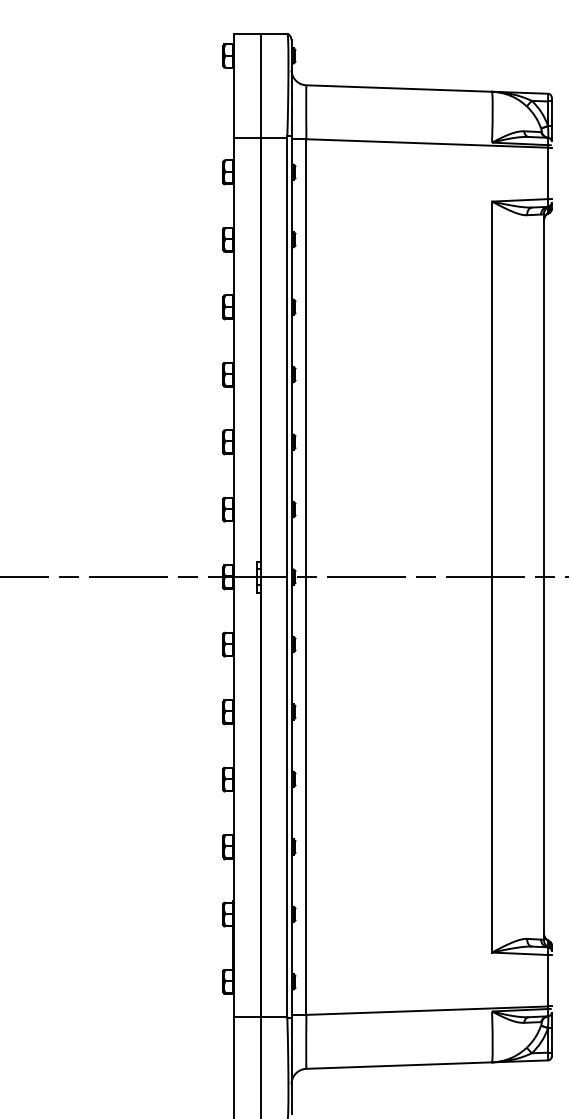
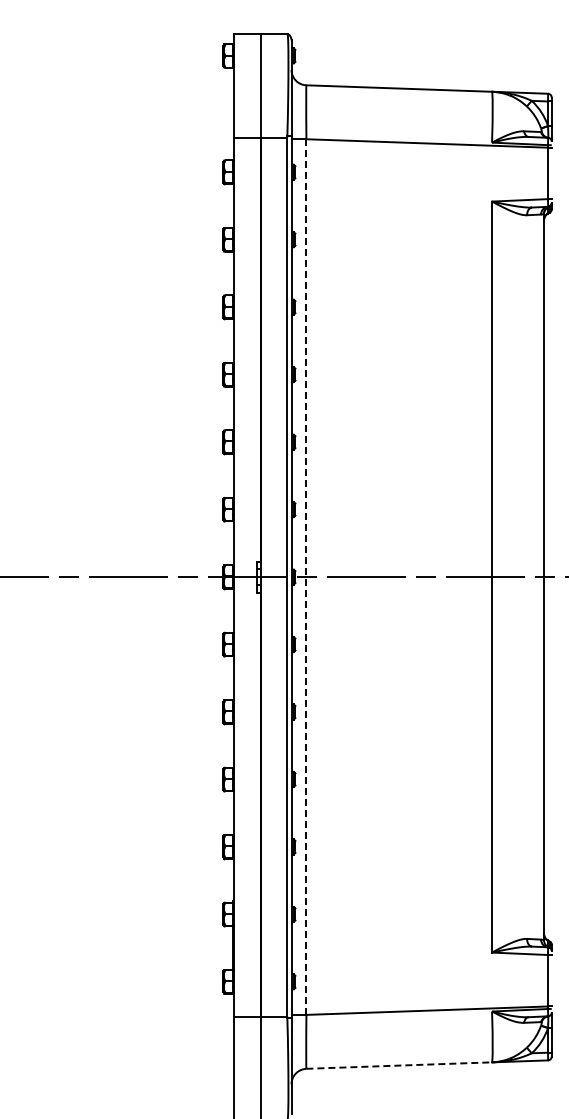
line: solid -> dashed (306, 577)
line: solid -> dashed (399, 1065)
